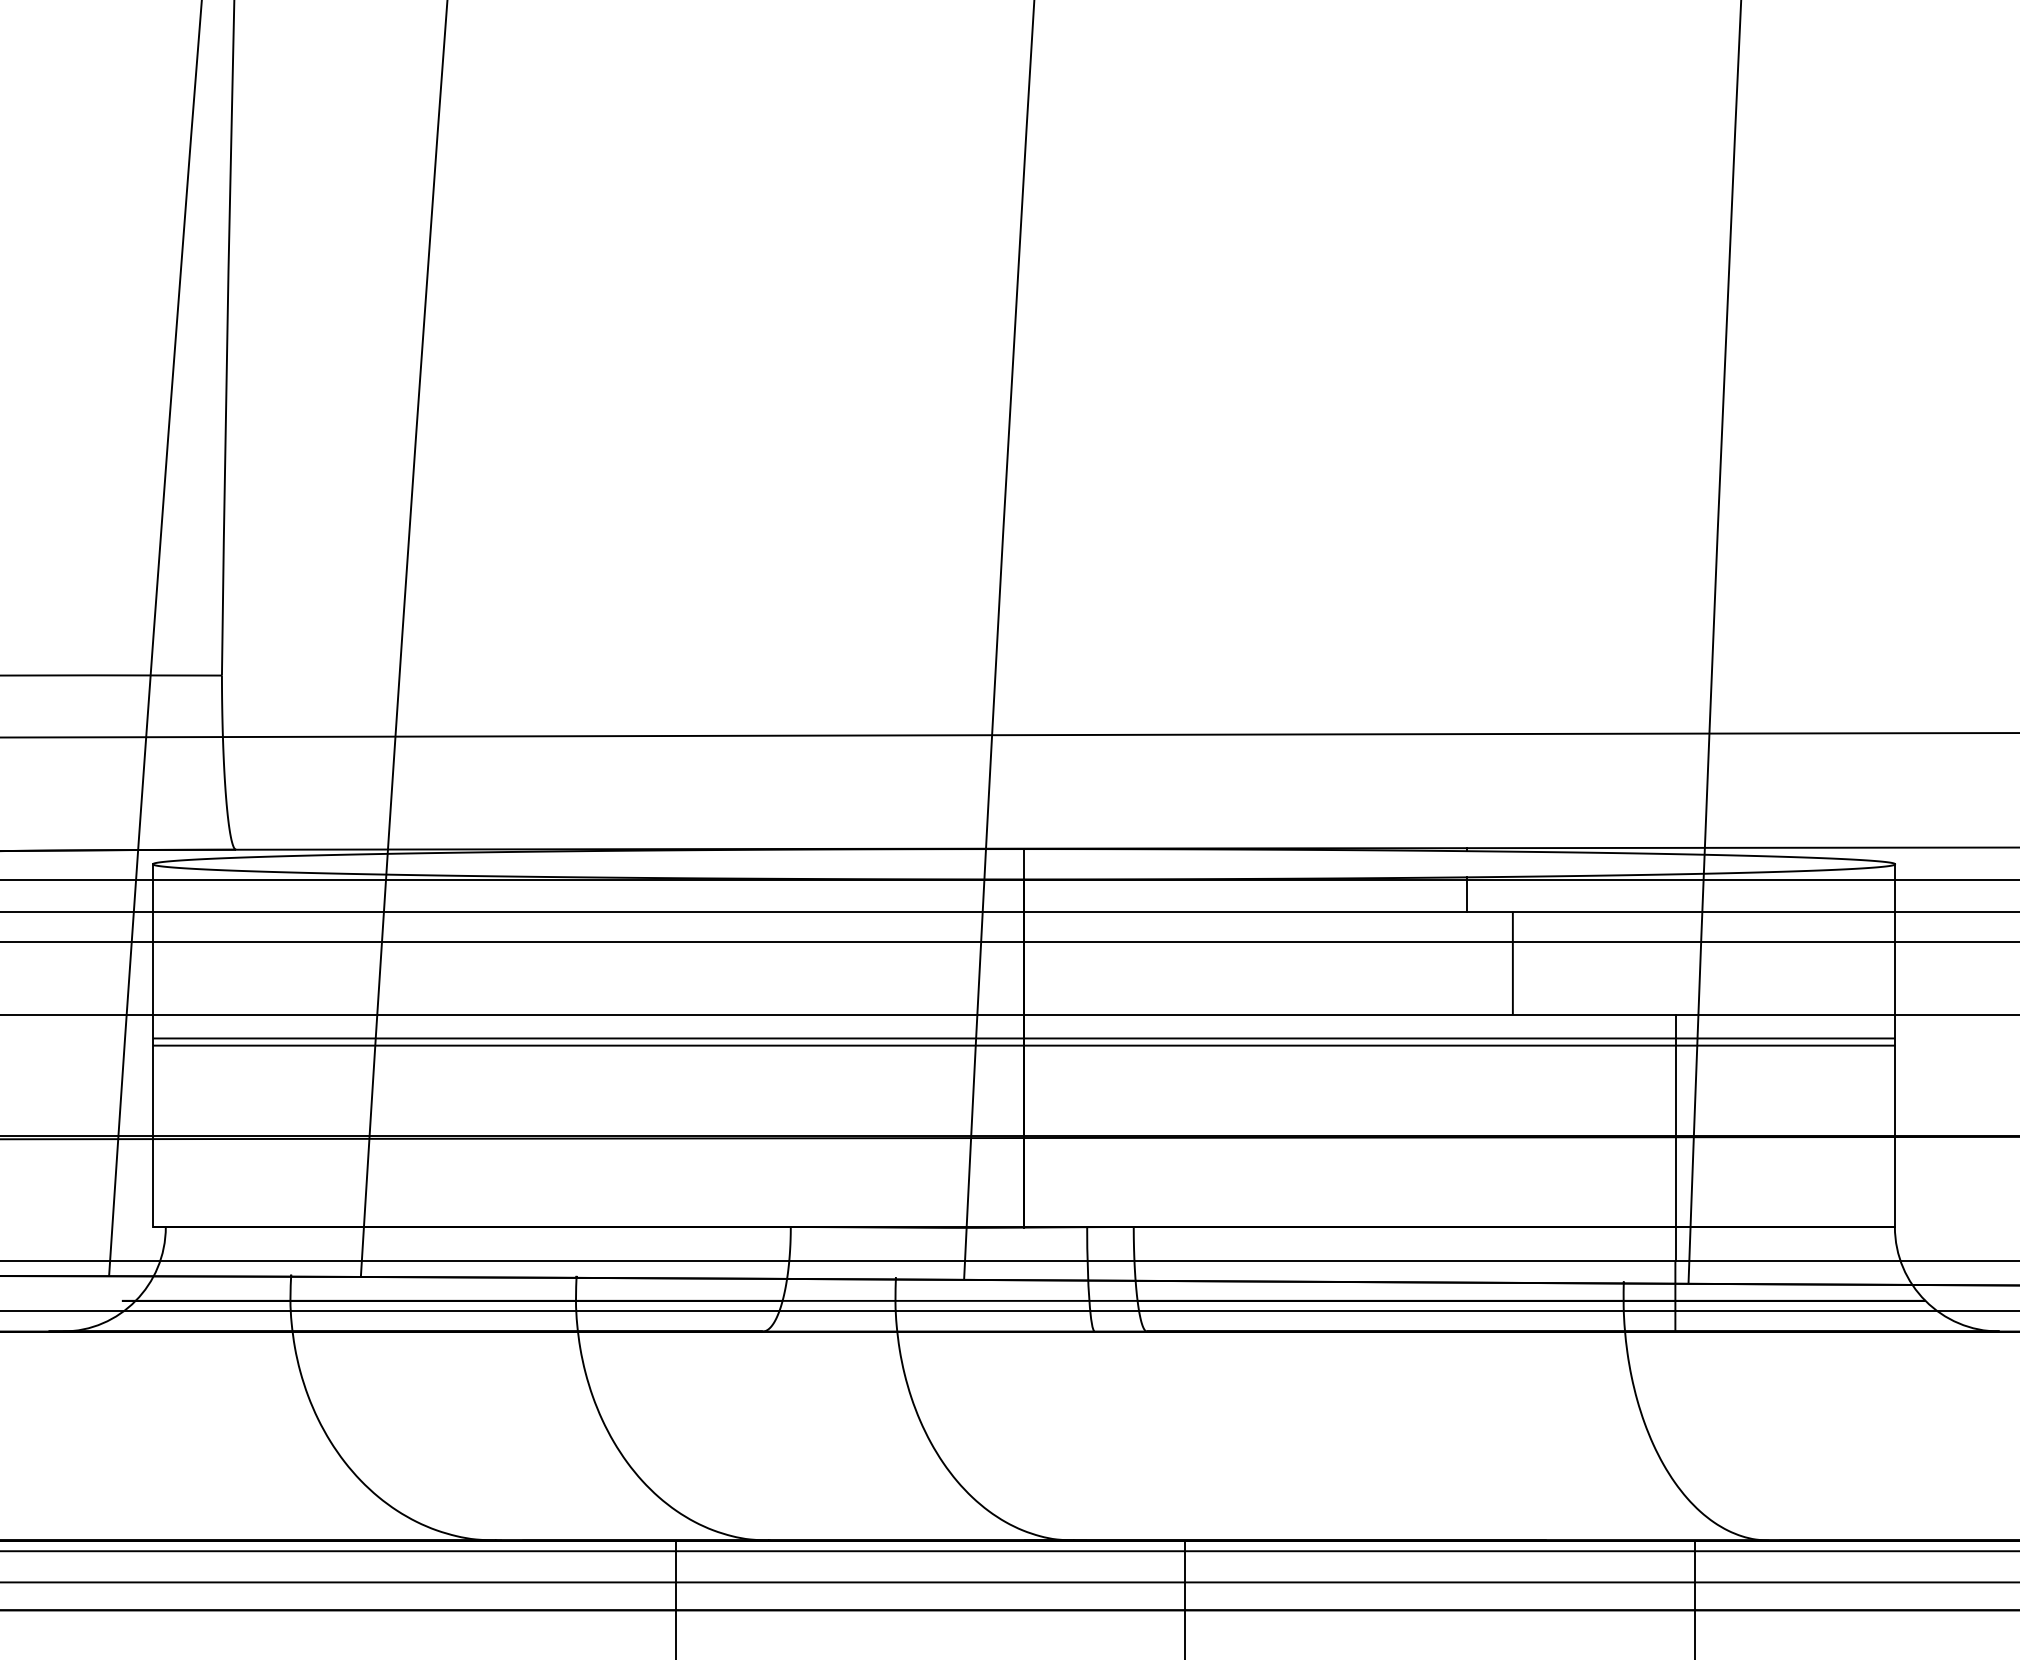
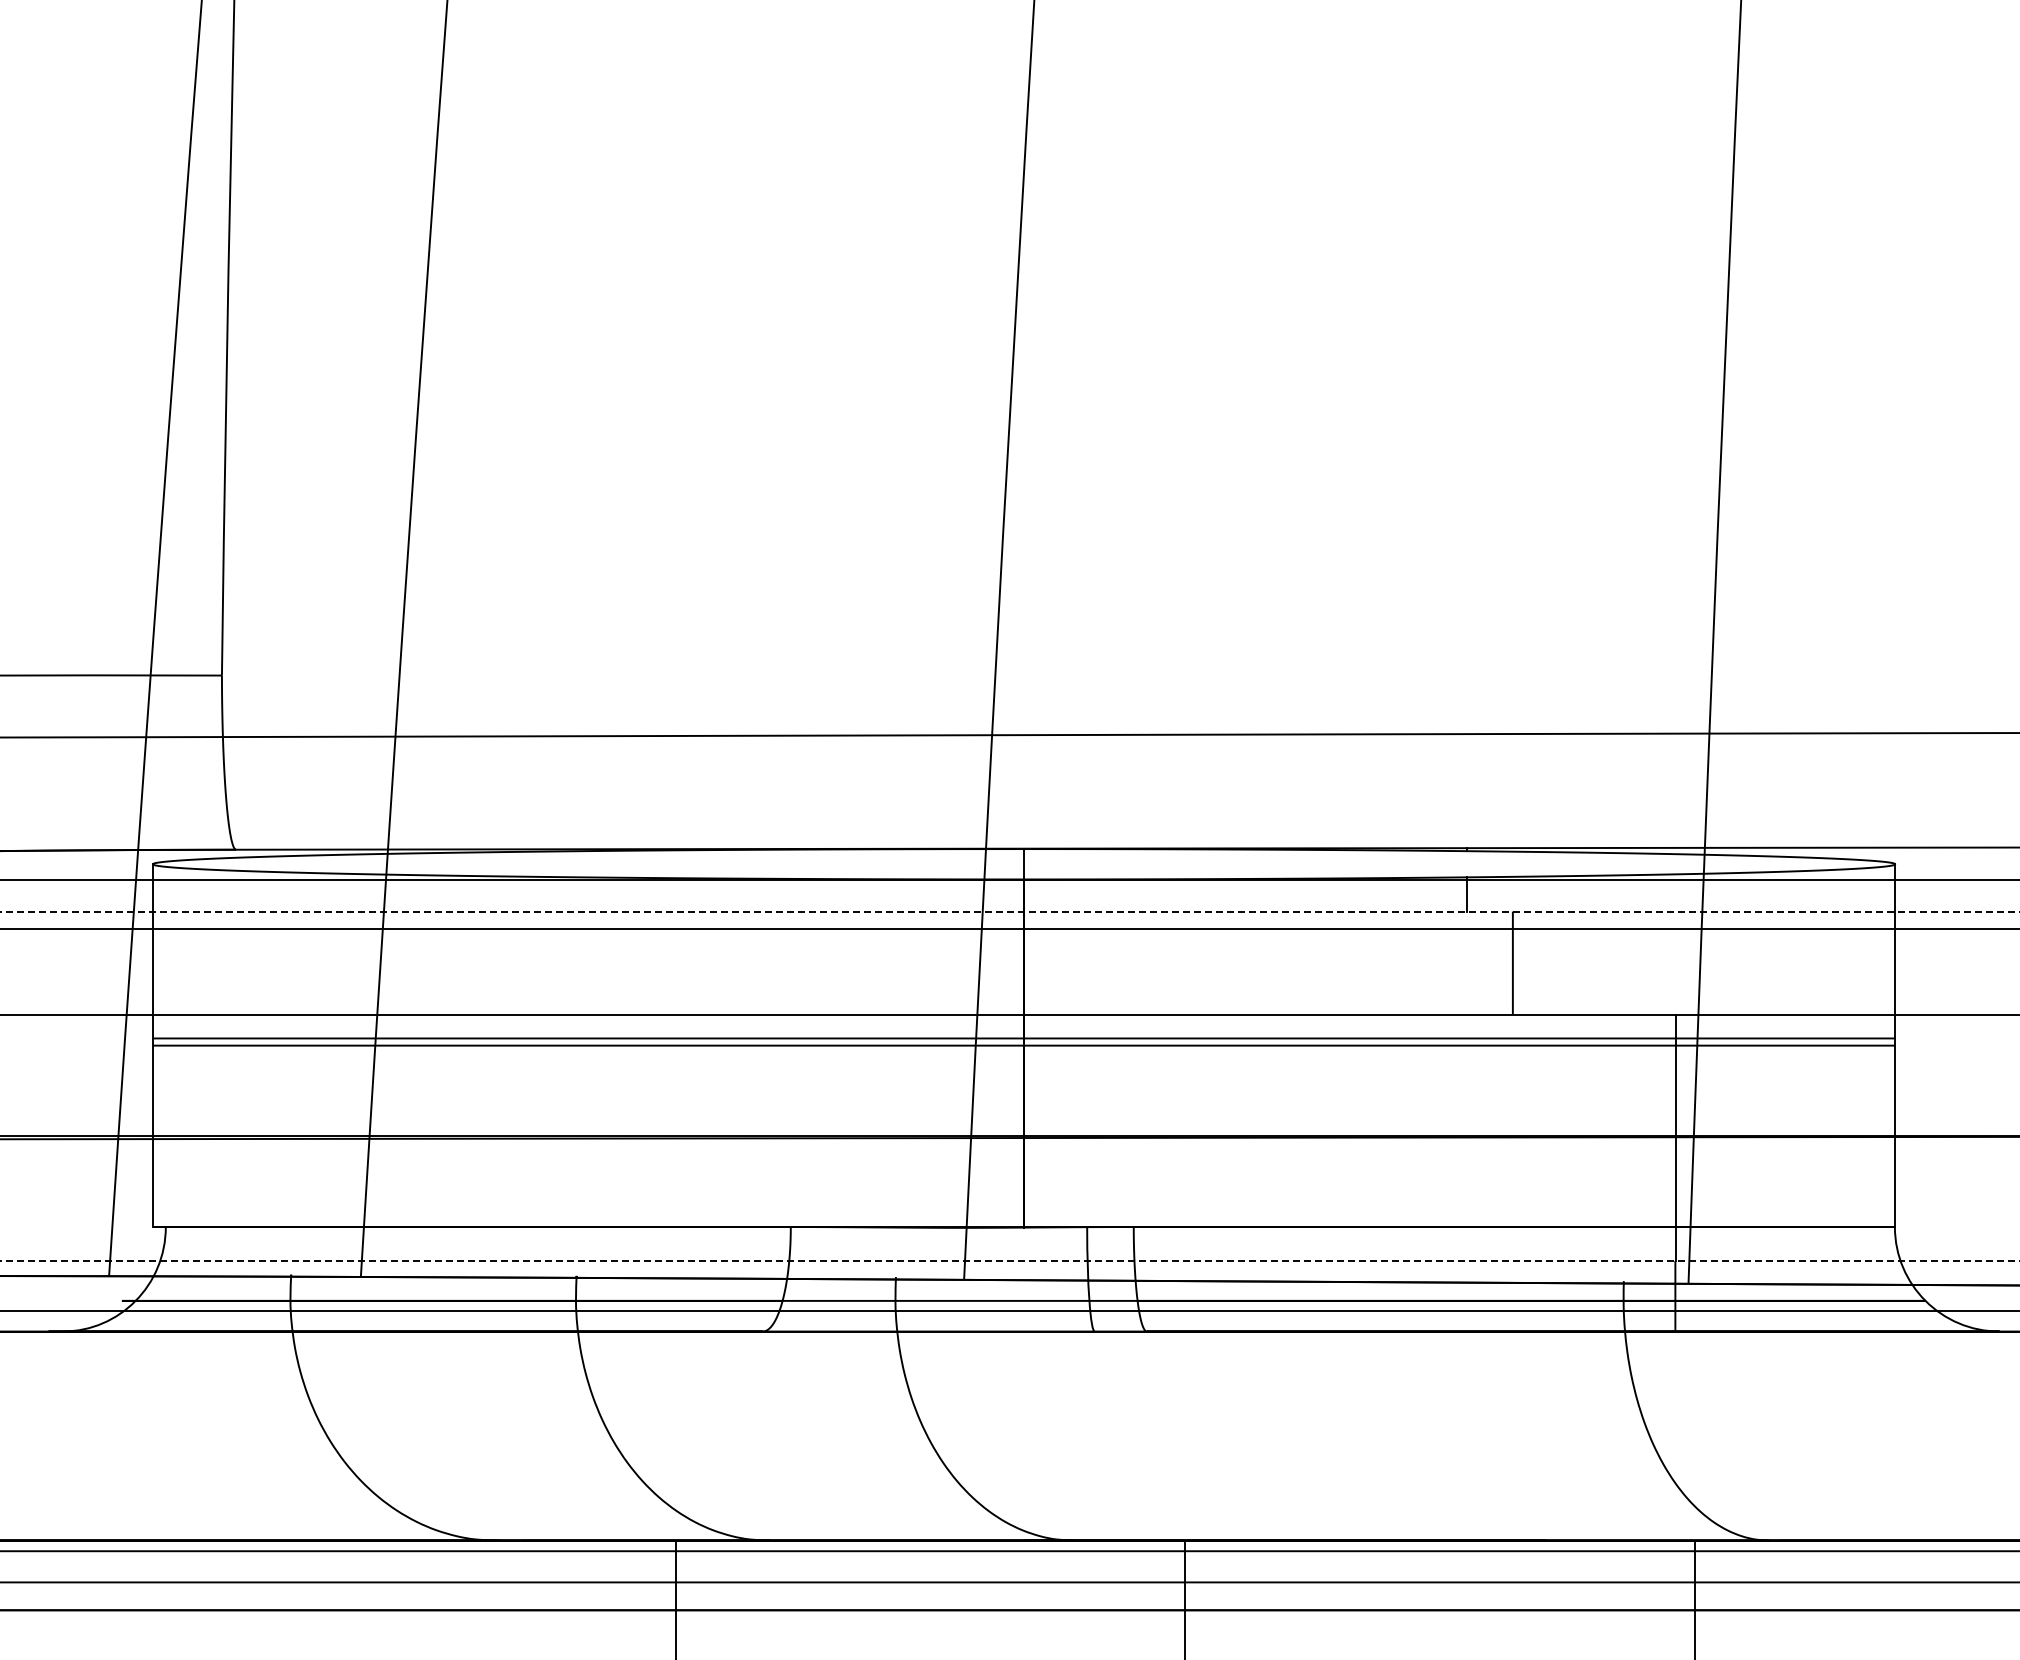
line: solid -> dashed (1010, 911)
line position: (1009, 942) -> (1009, 929) (1009, 929)
line: solid -> dashed (1010, 1261)
